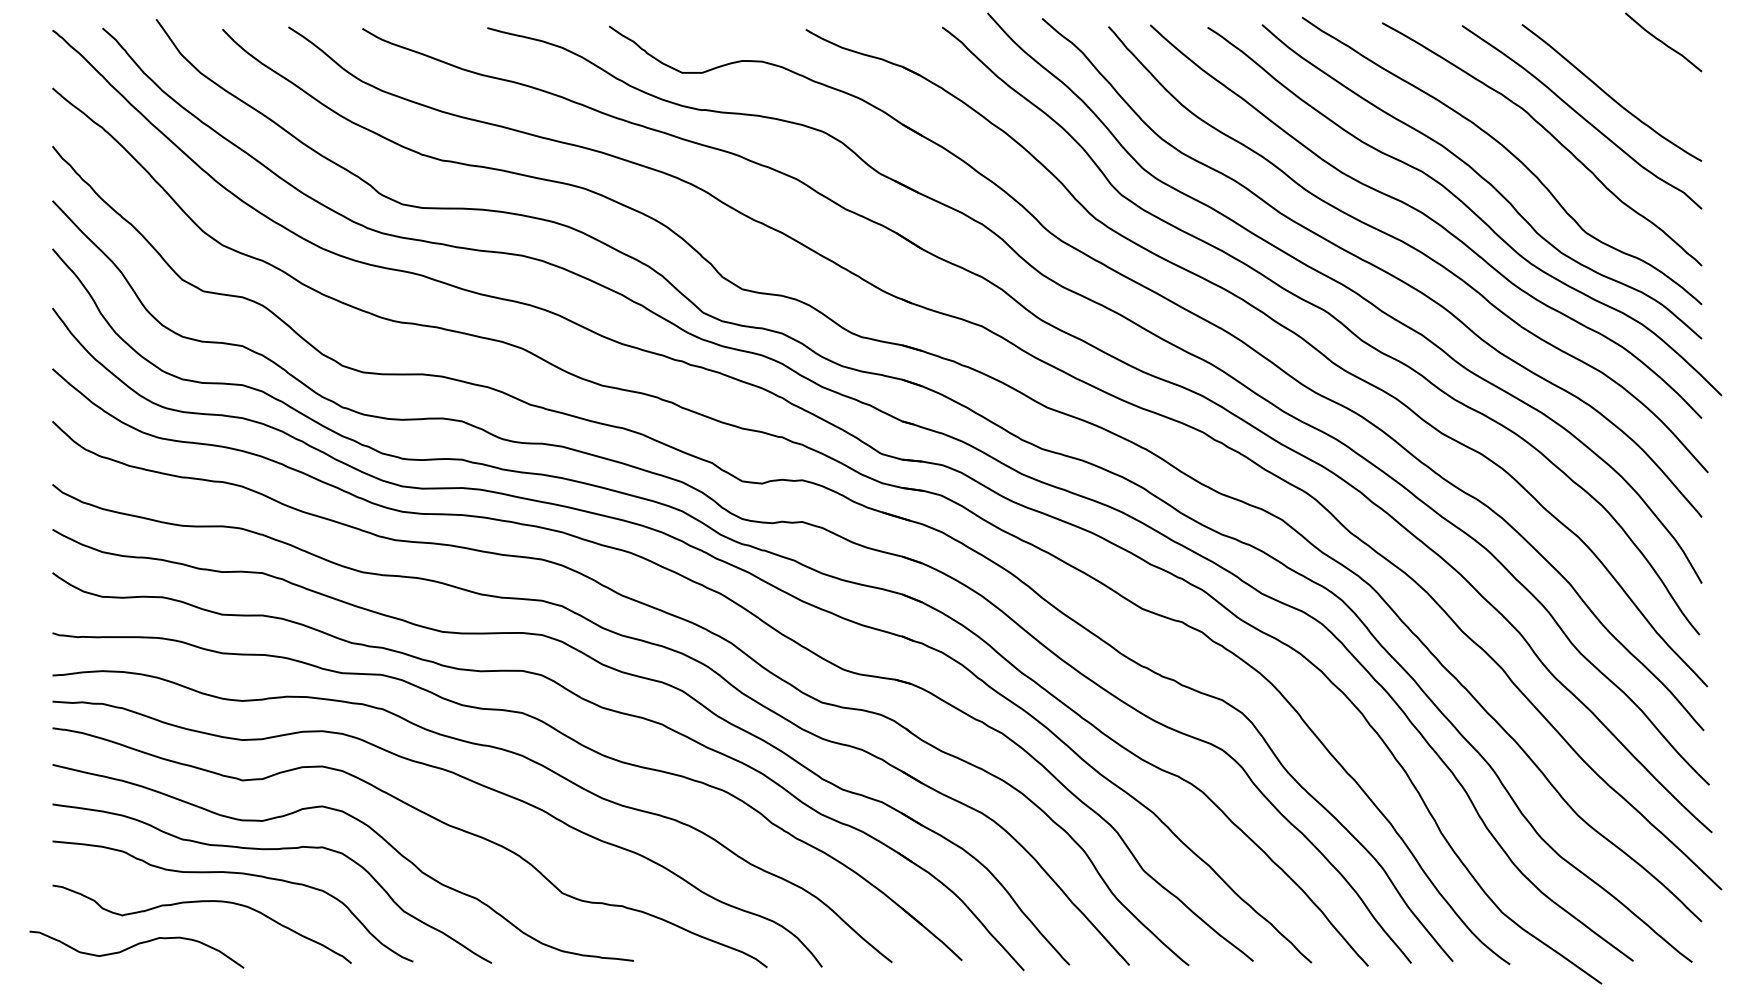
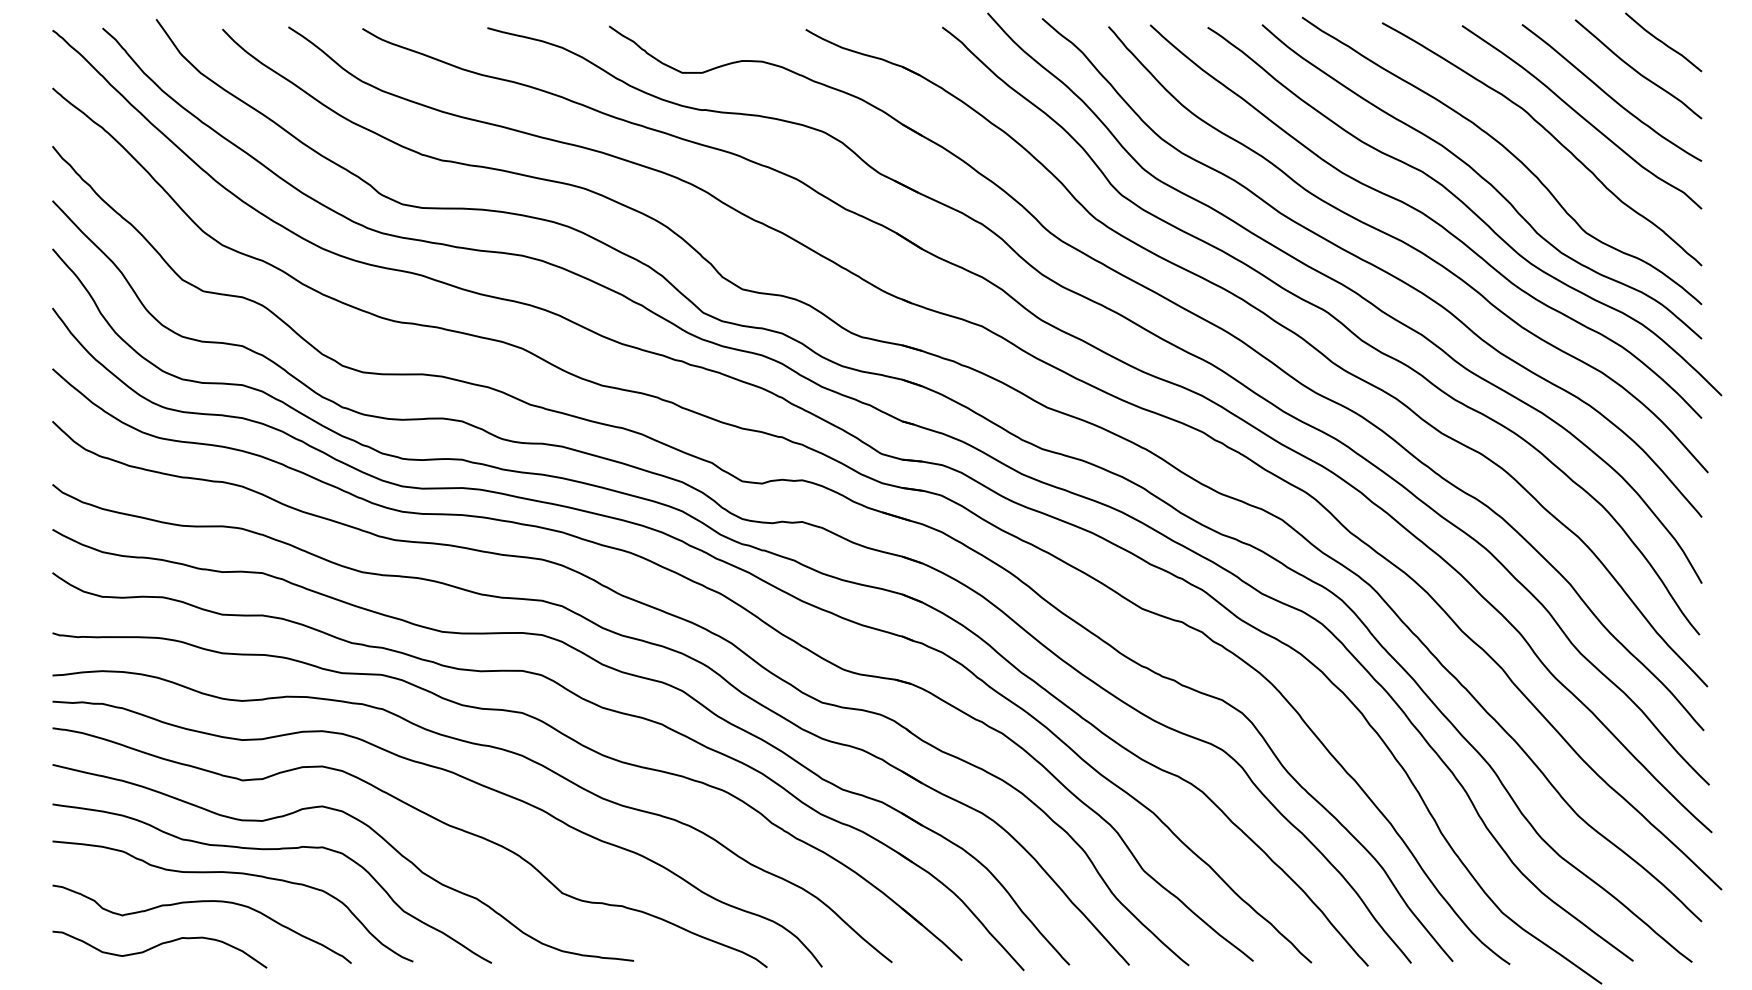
curve: none -> present (1637, 70)
curve position: (135, 946) -> (158, 946) (158, 946)
